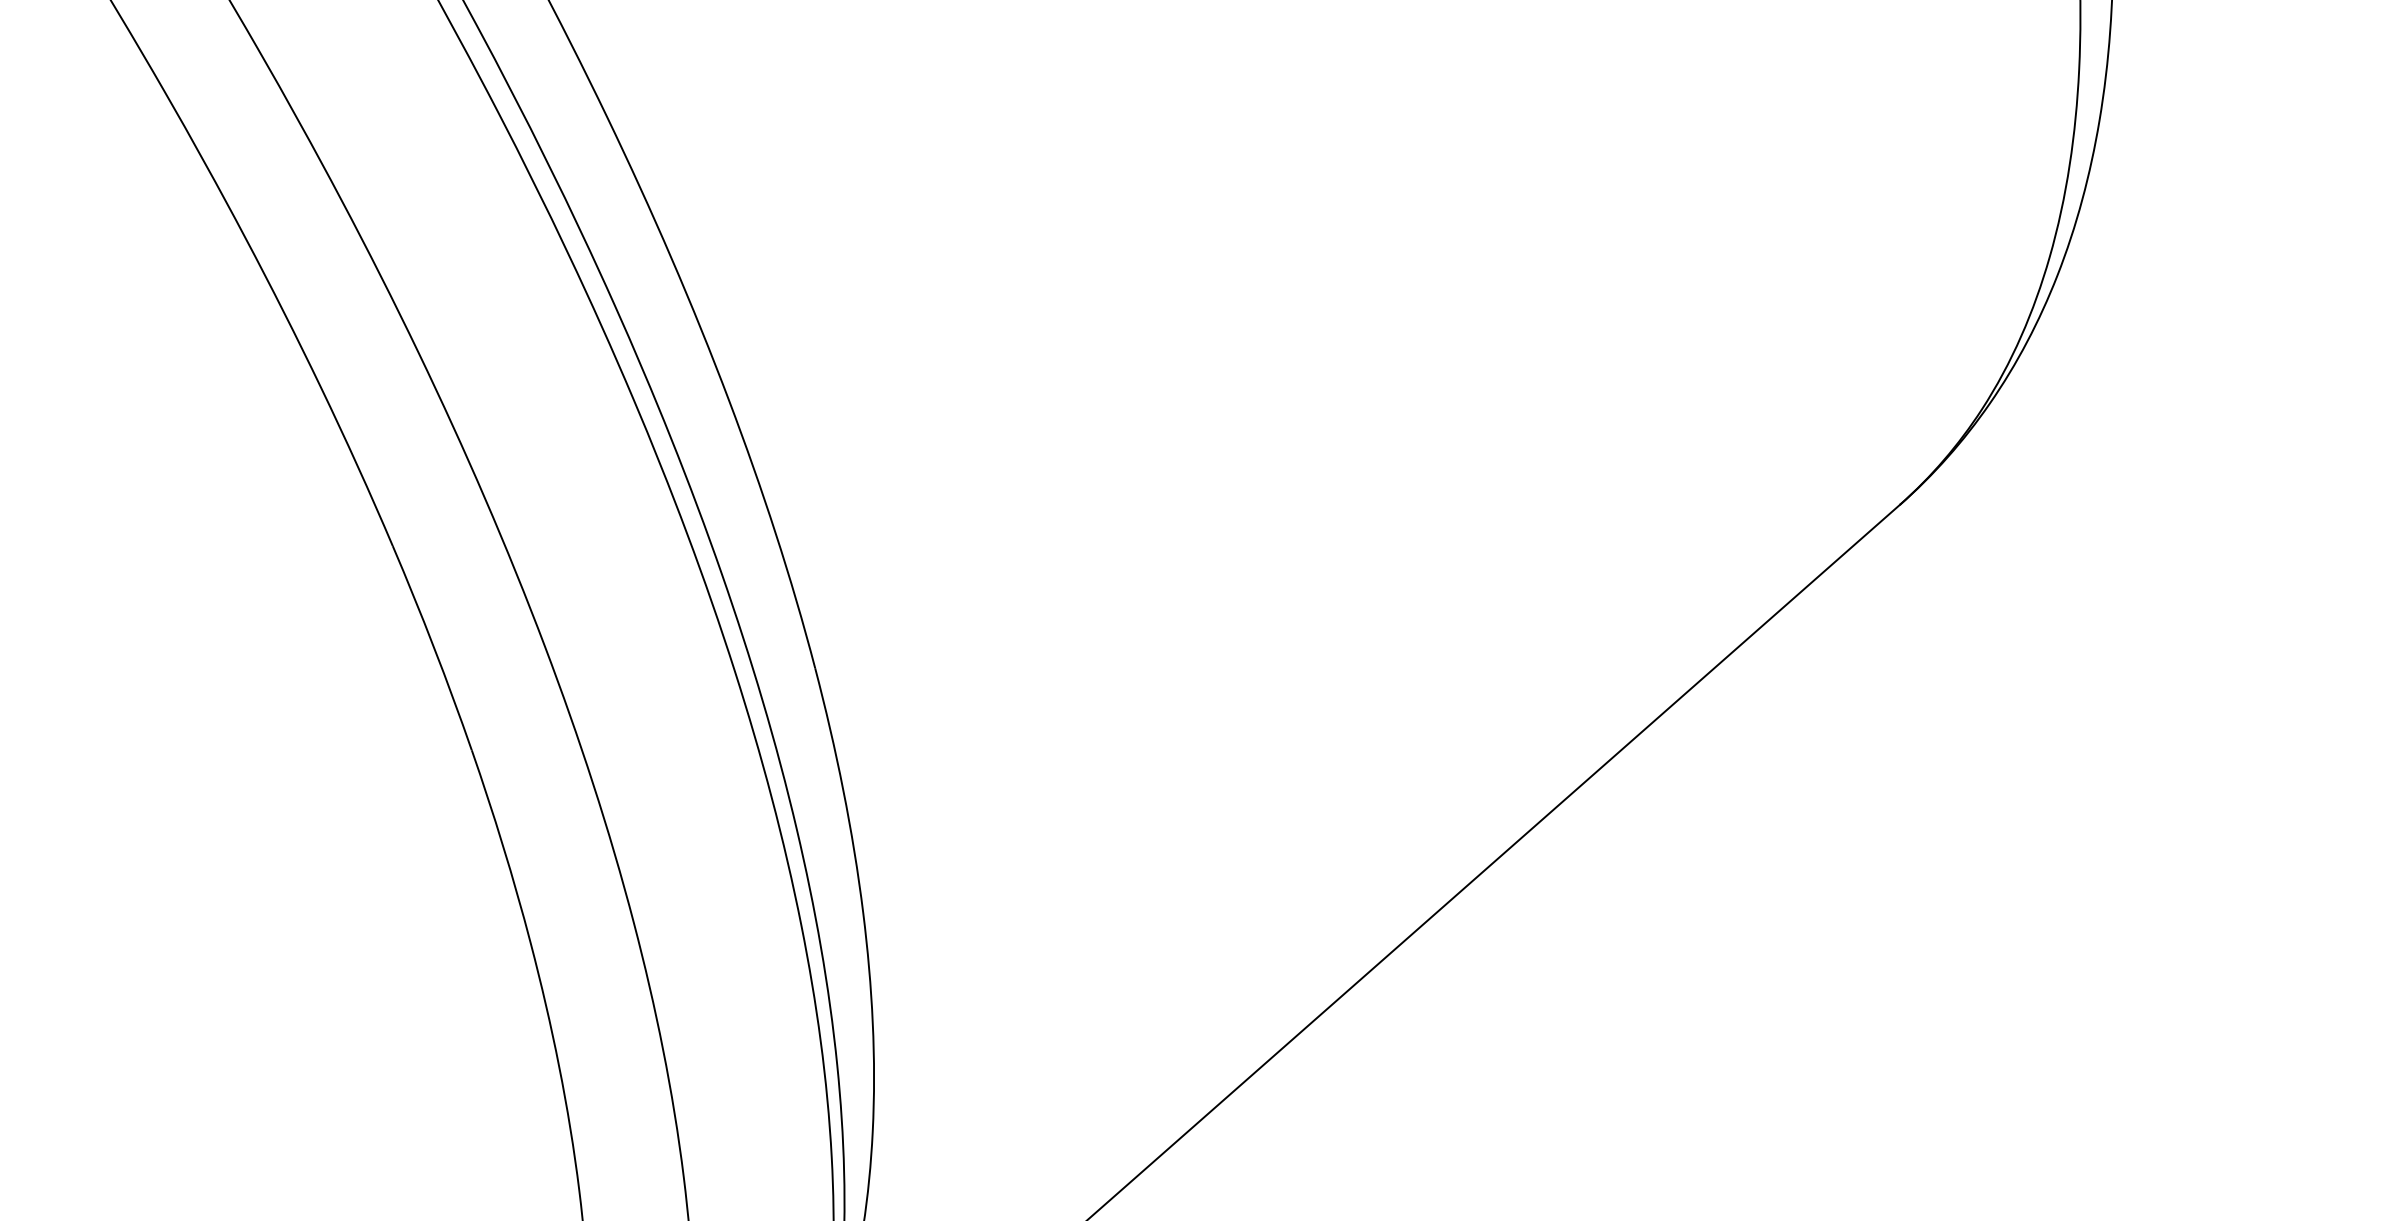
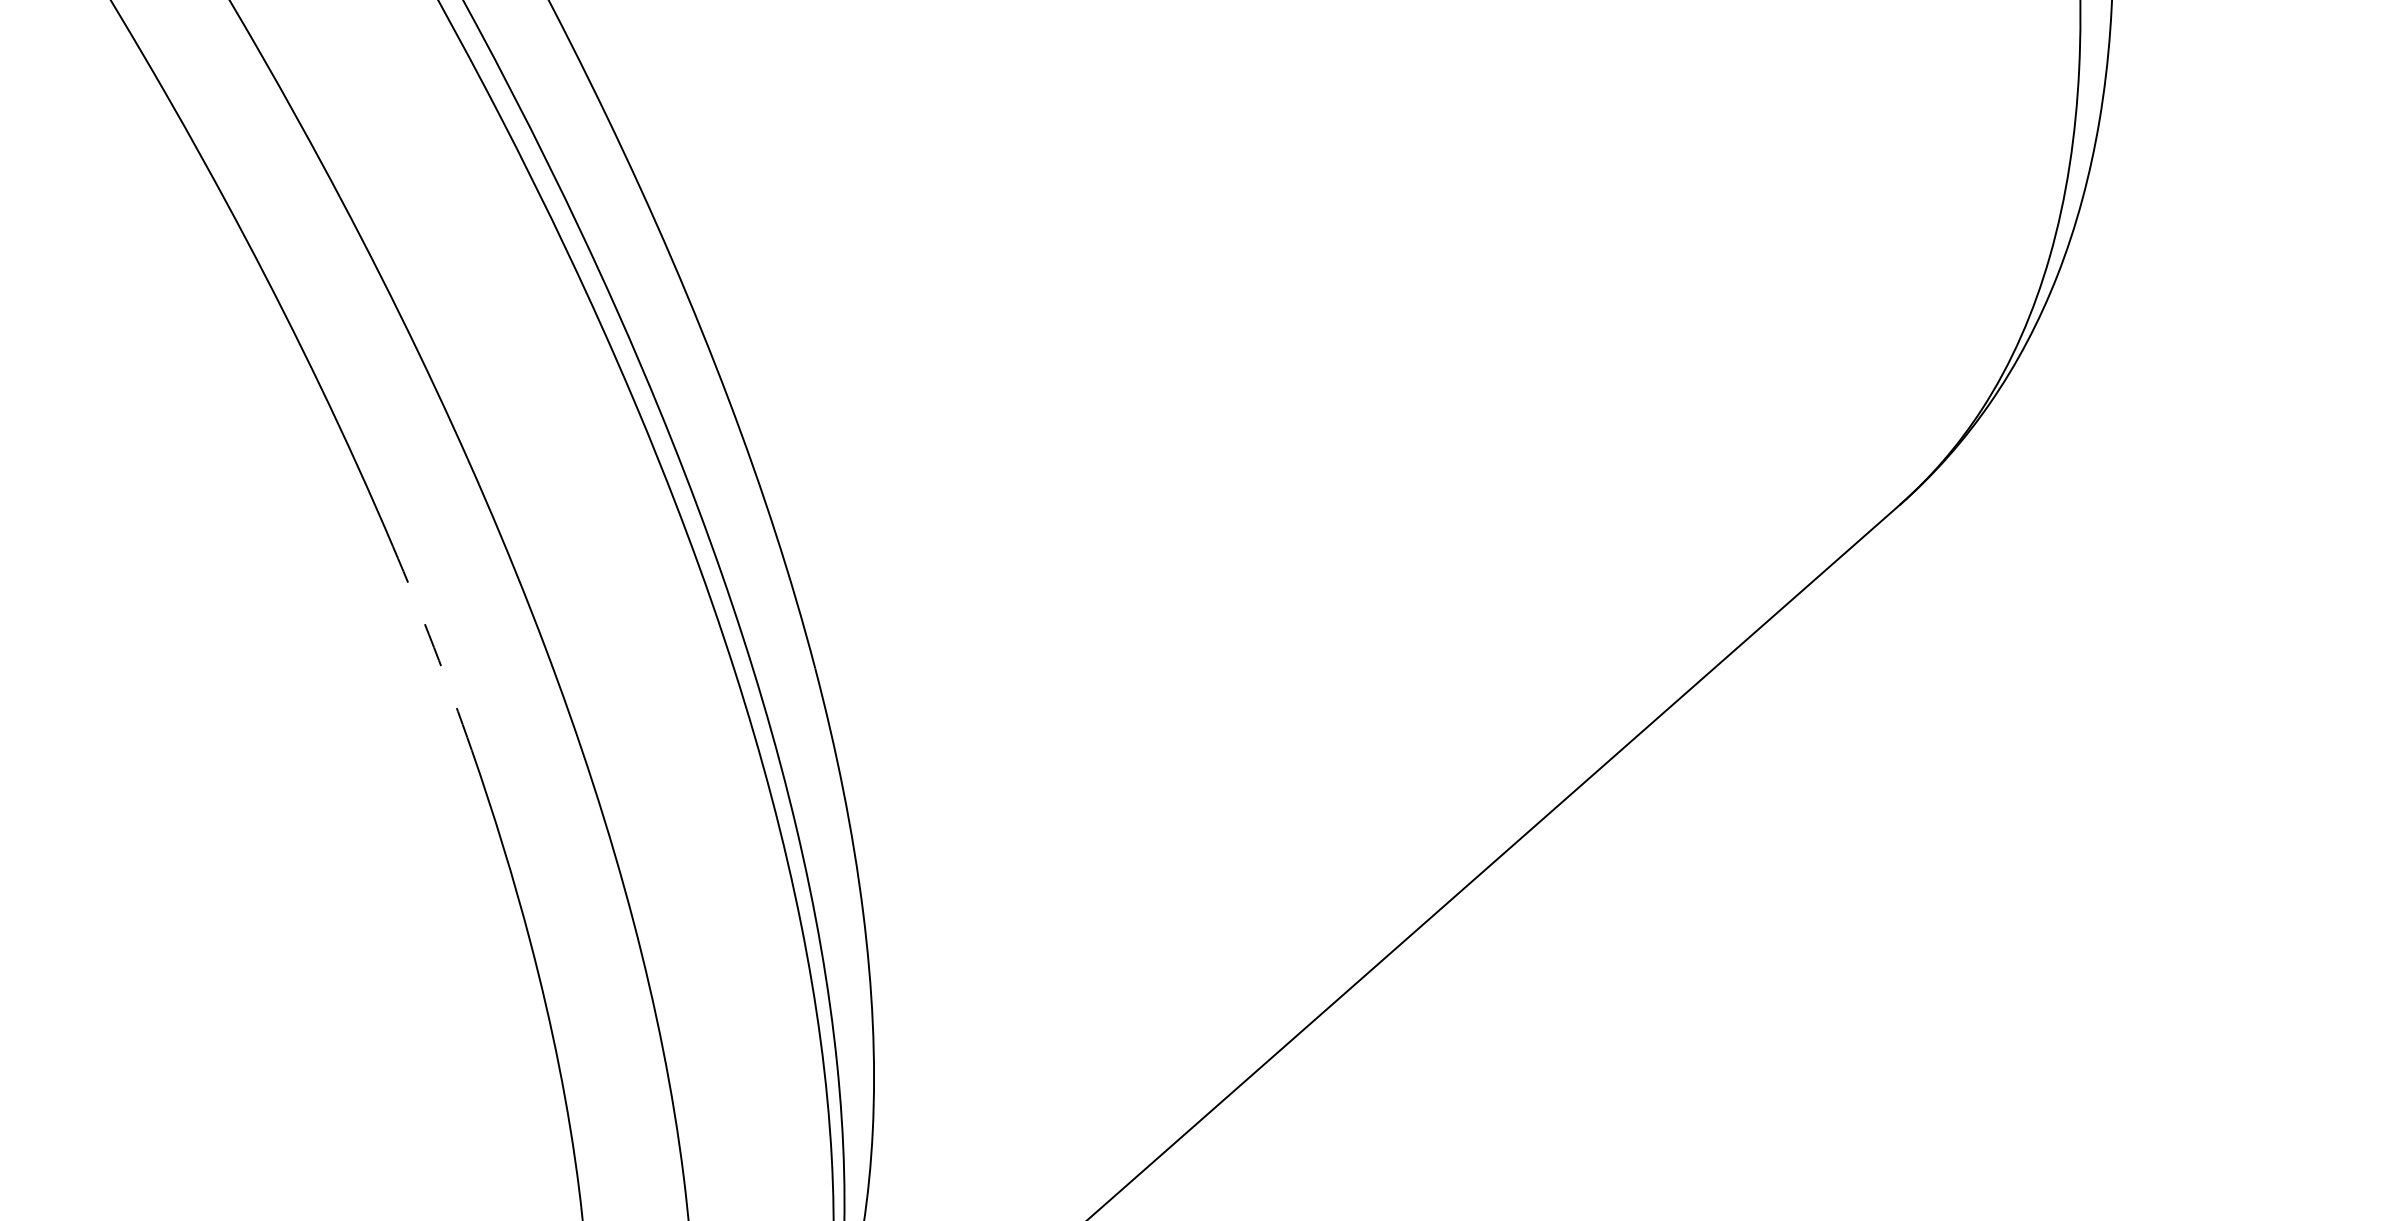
arc: solid -> dashed (434, 647)
